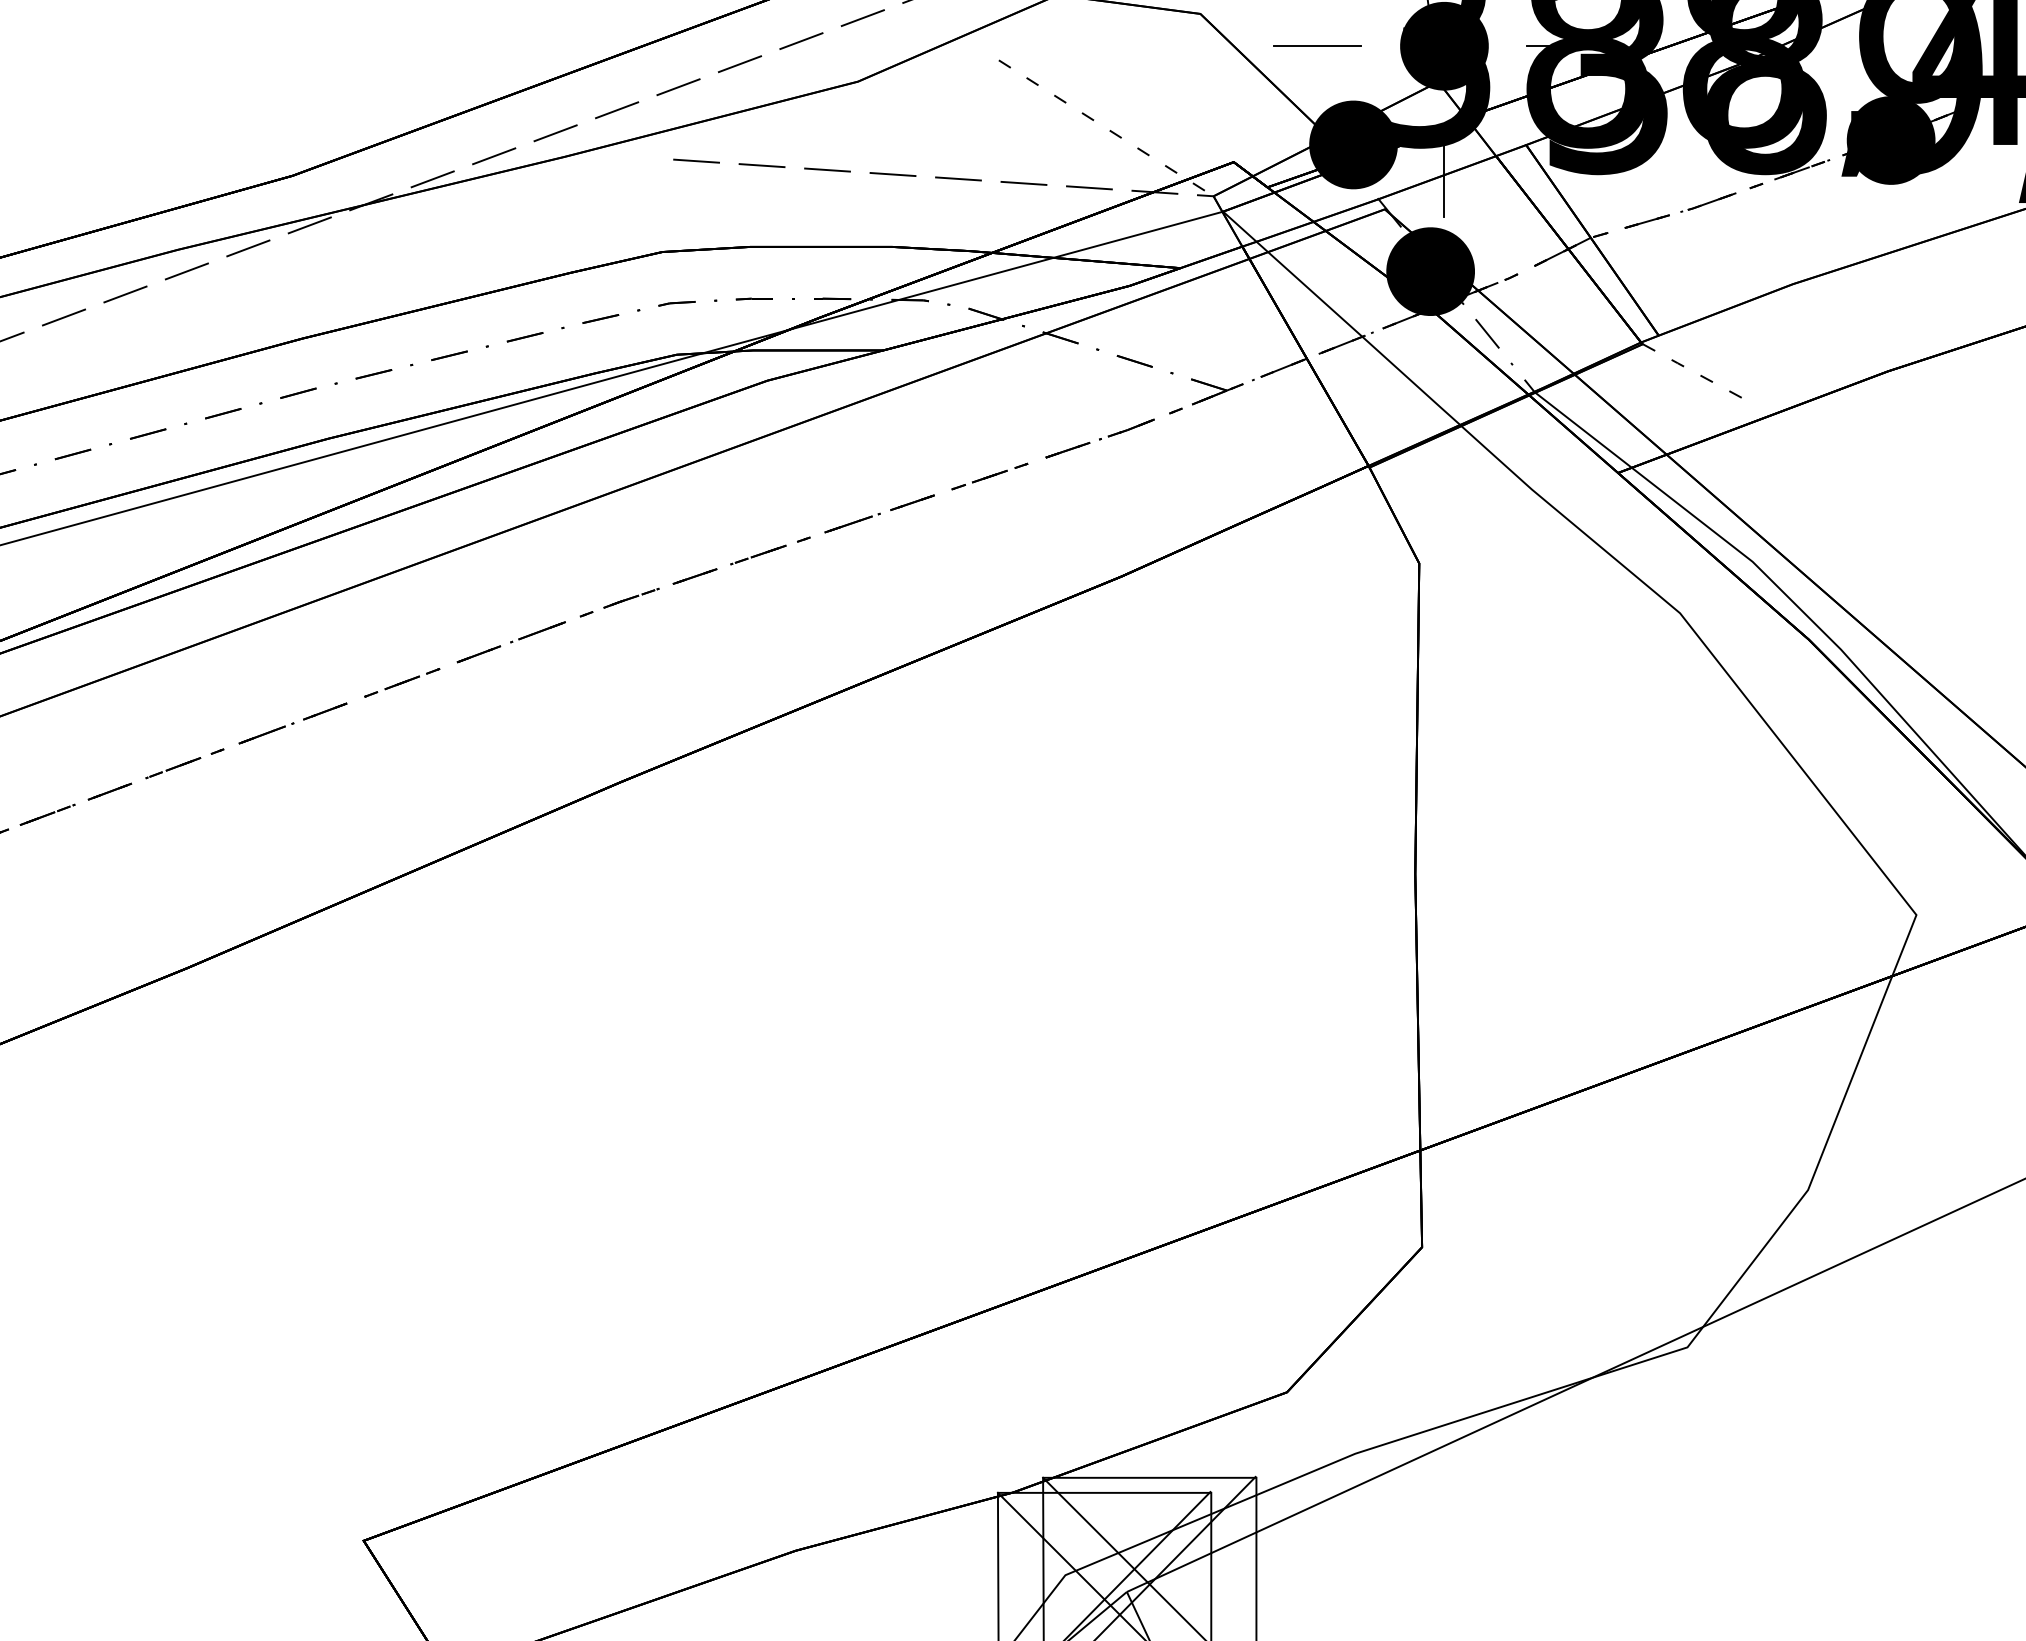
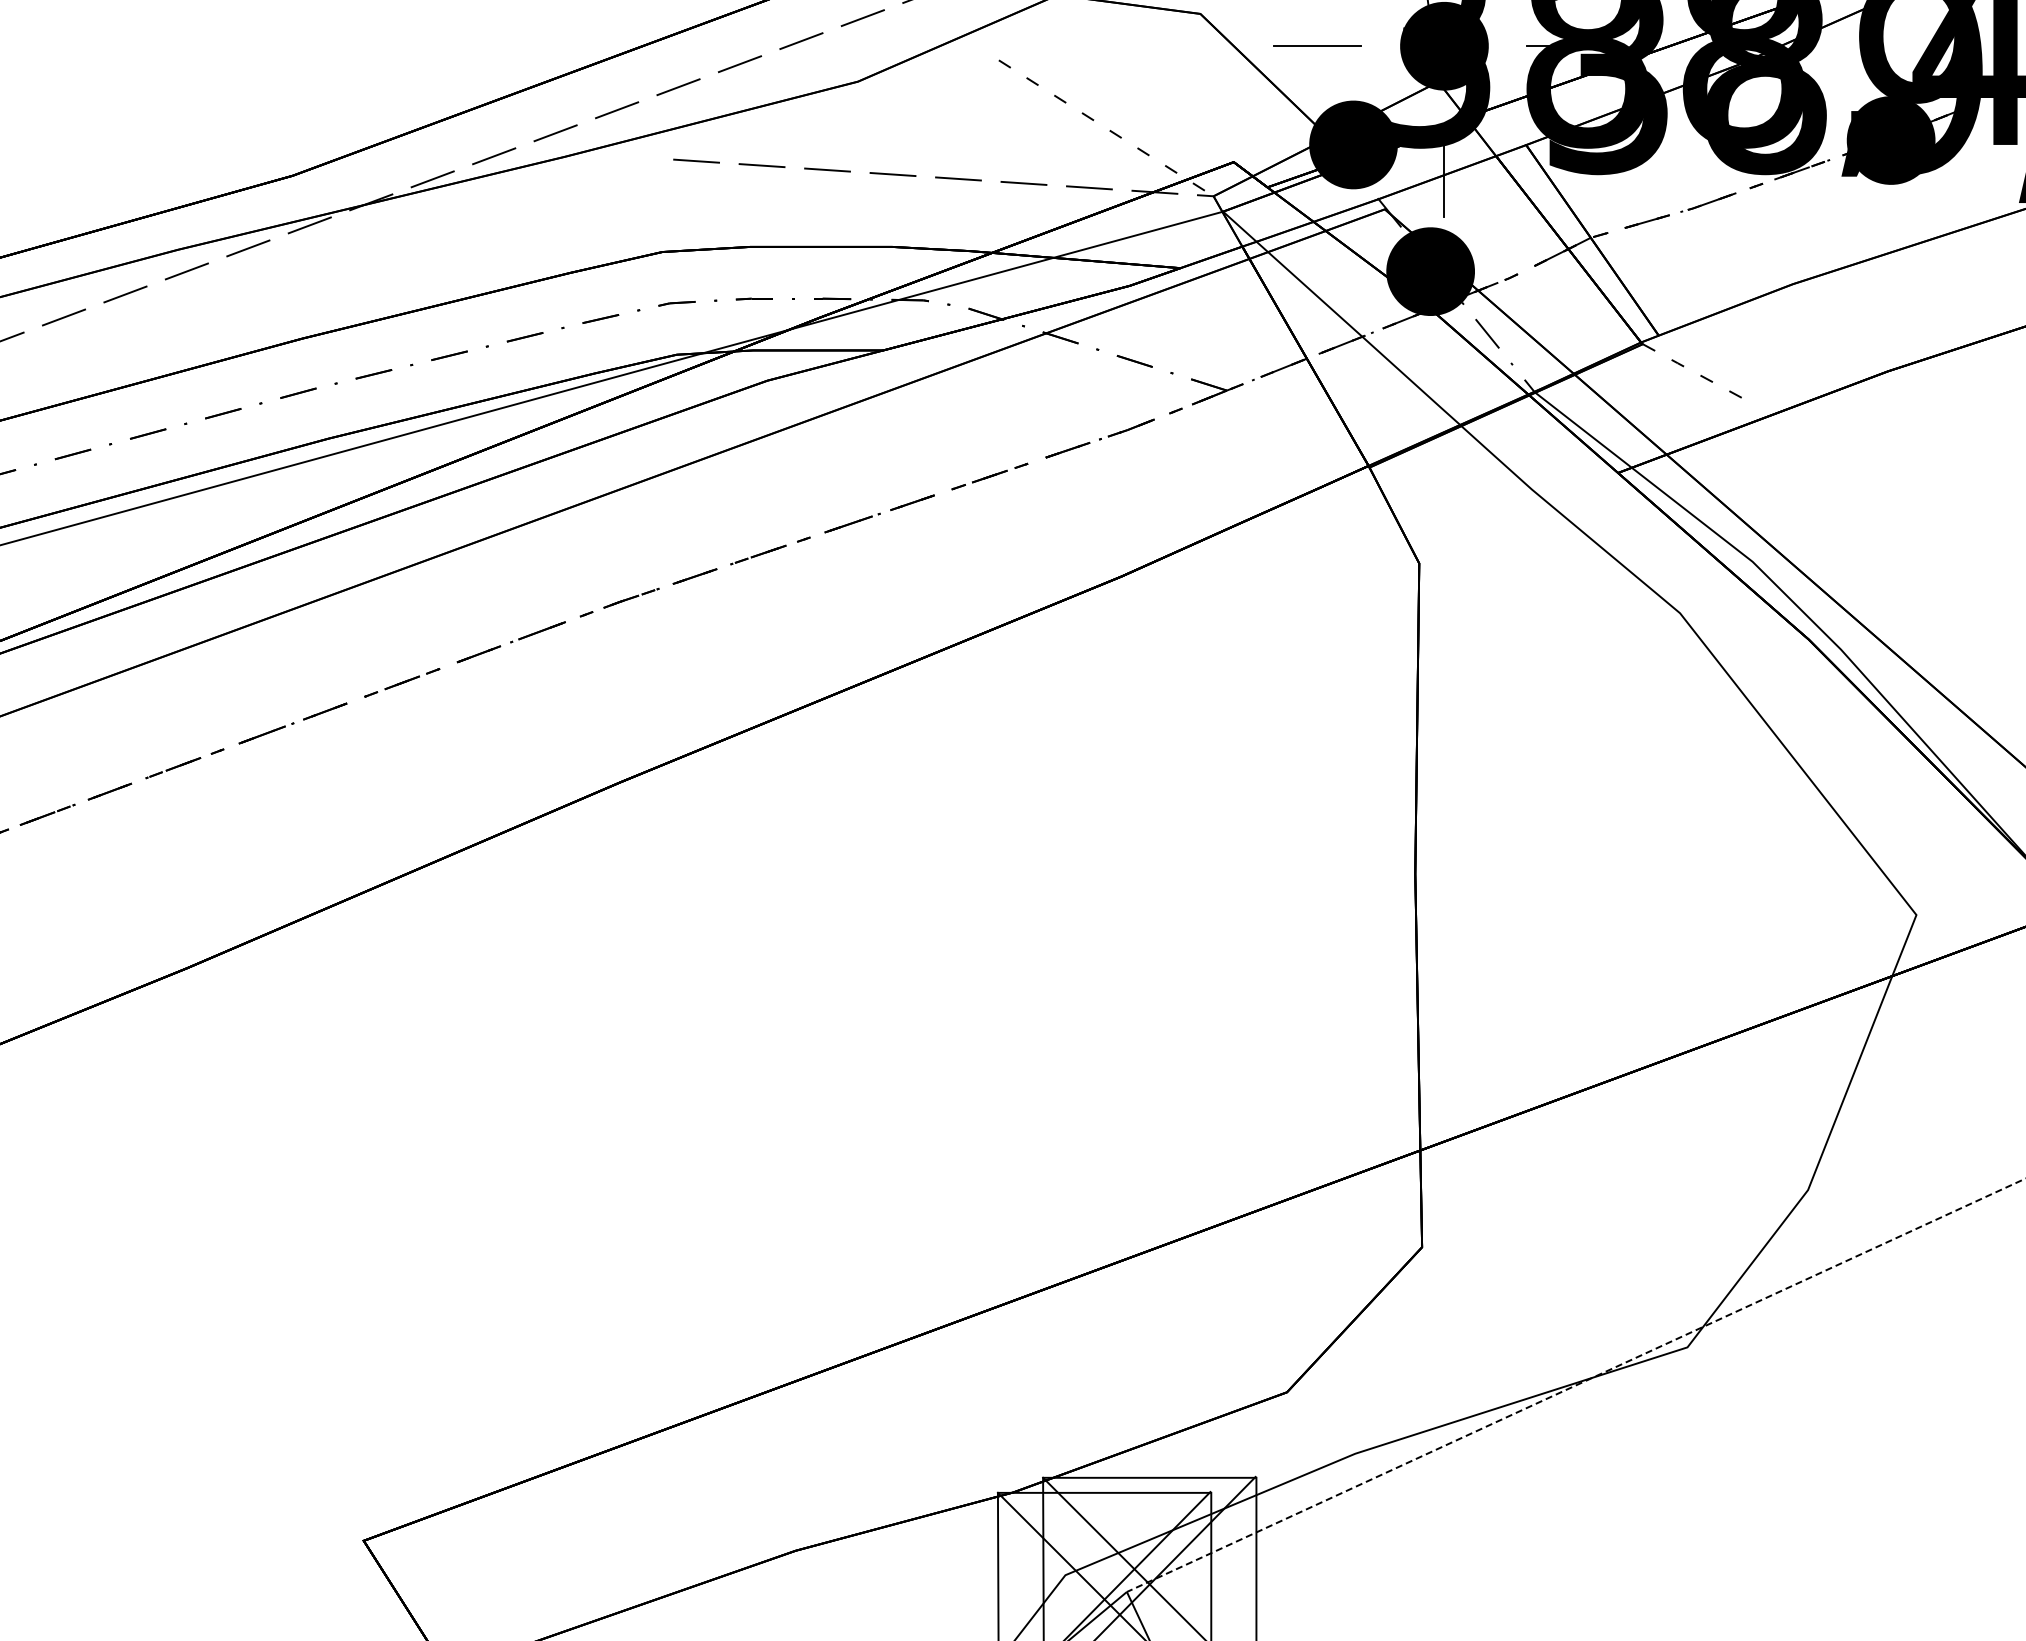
line: solid -> dashed (1576, 1385)
